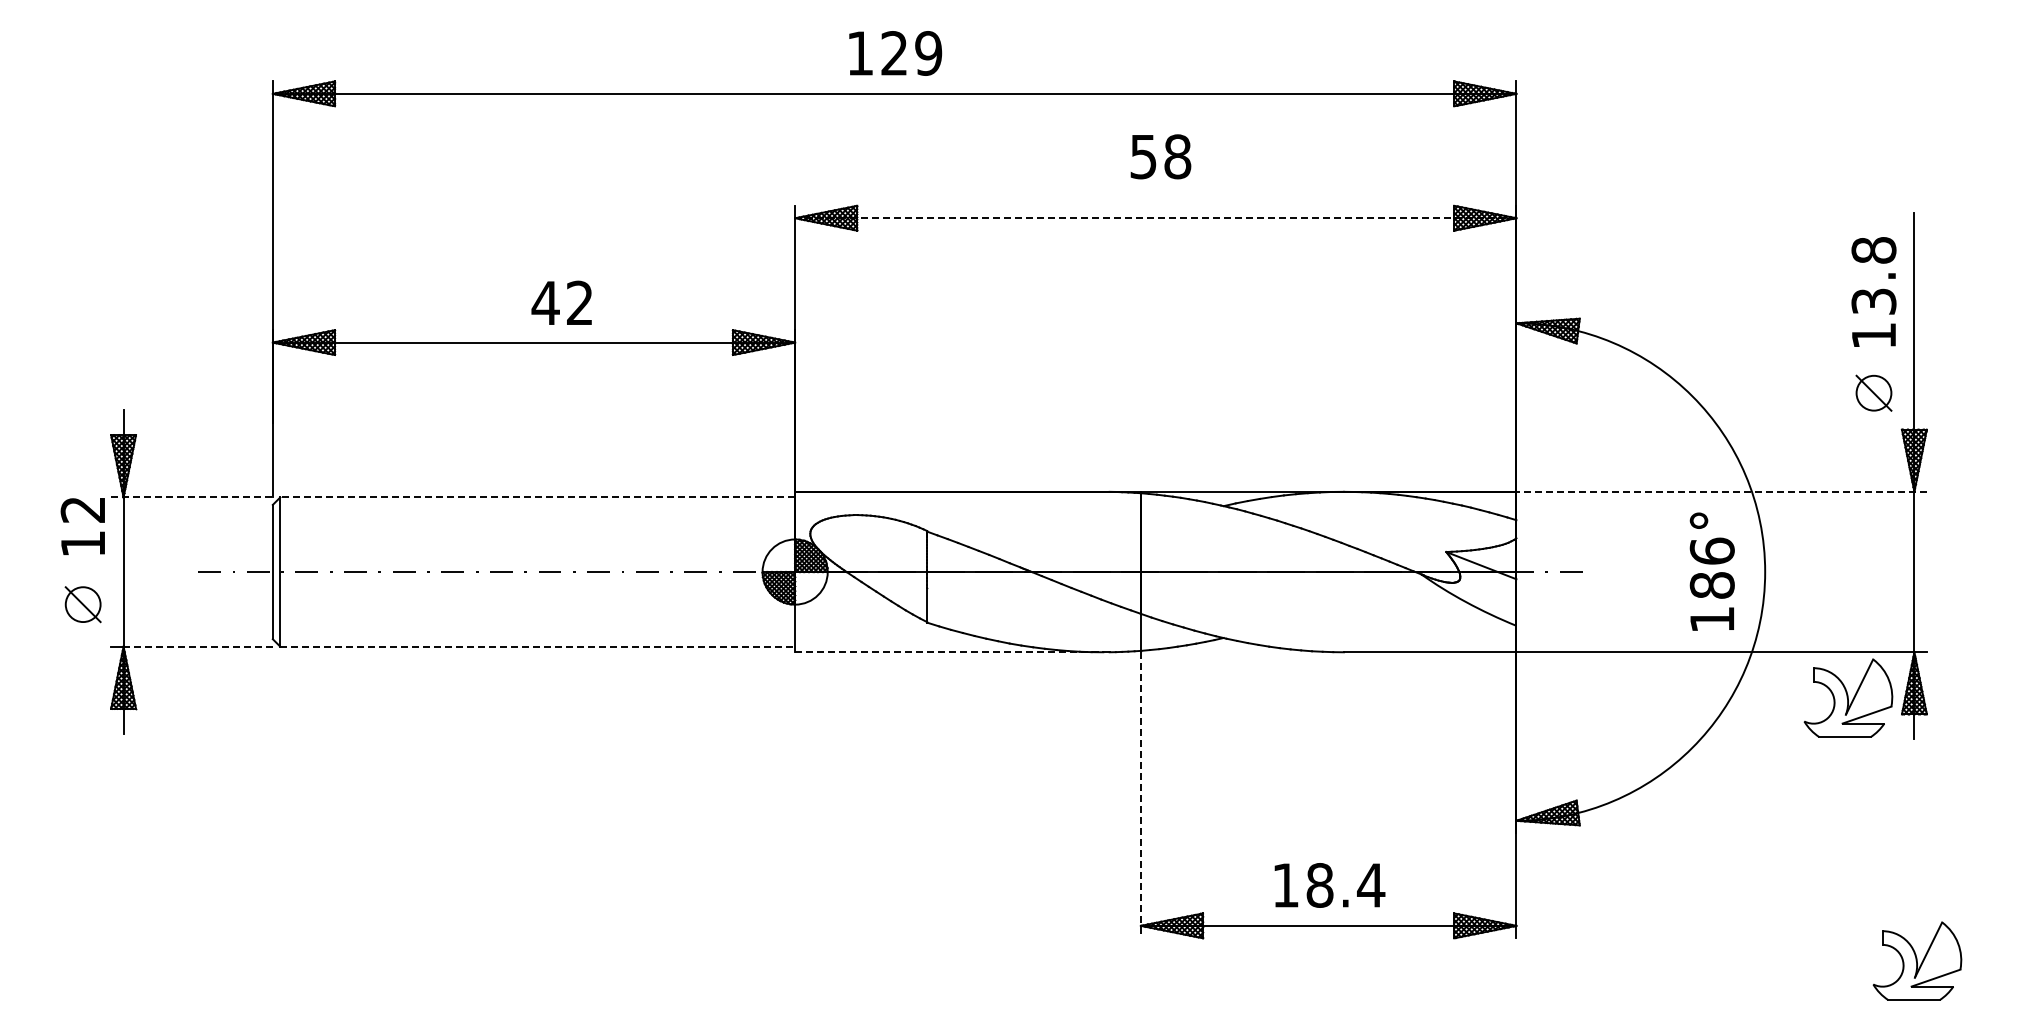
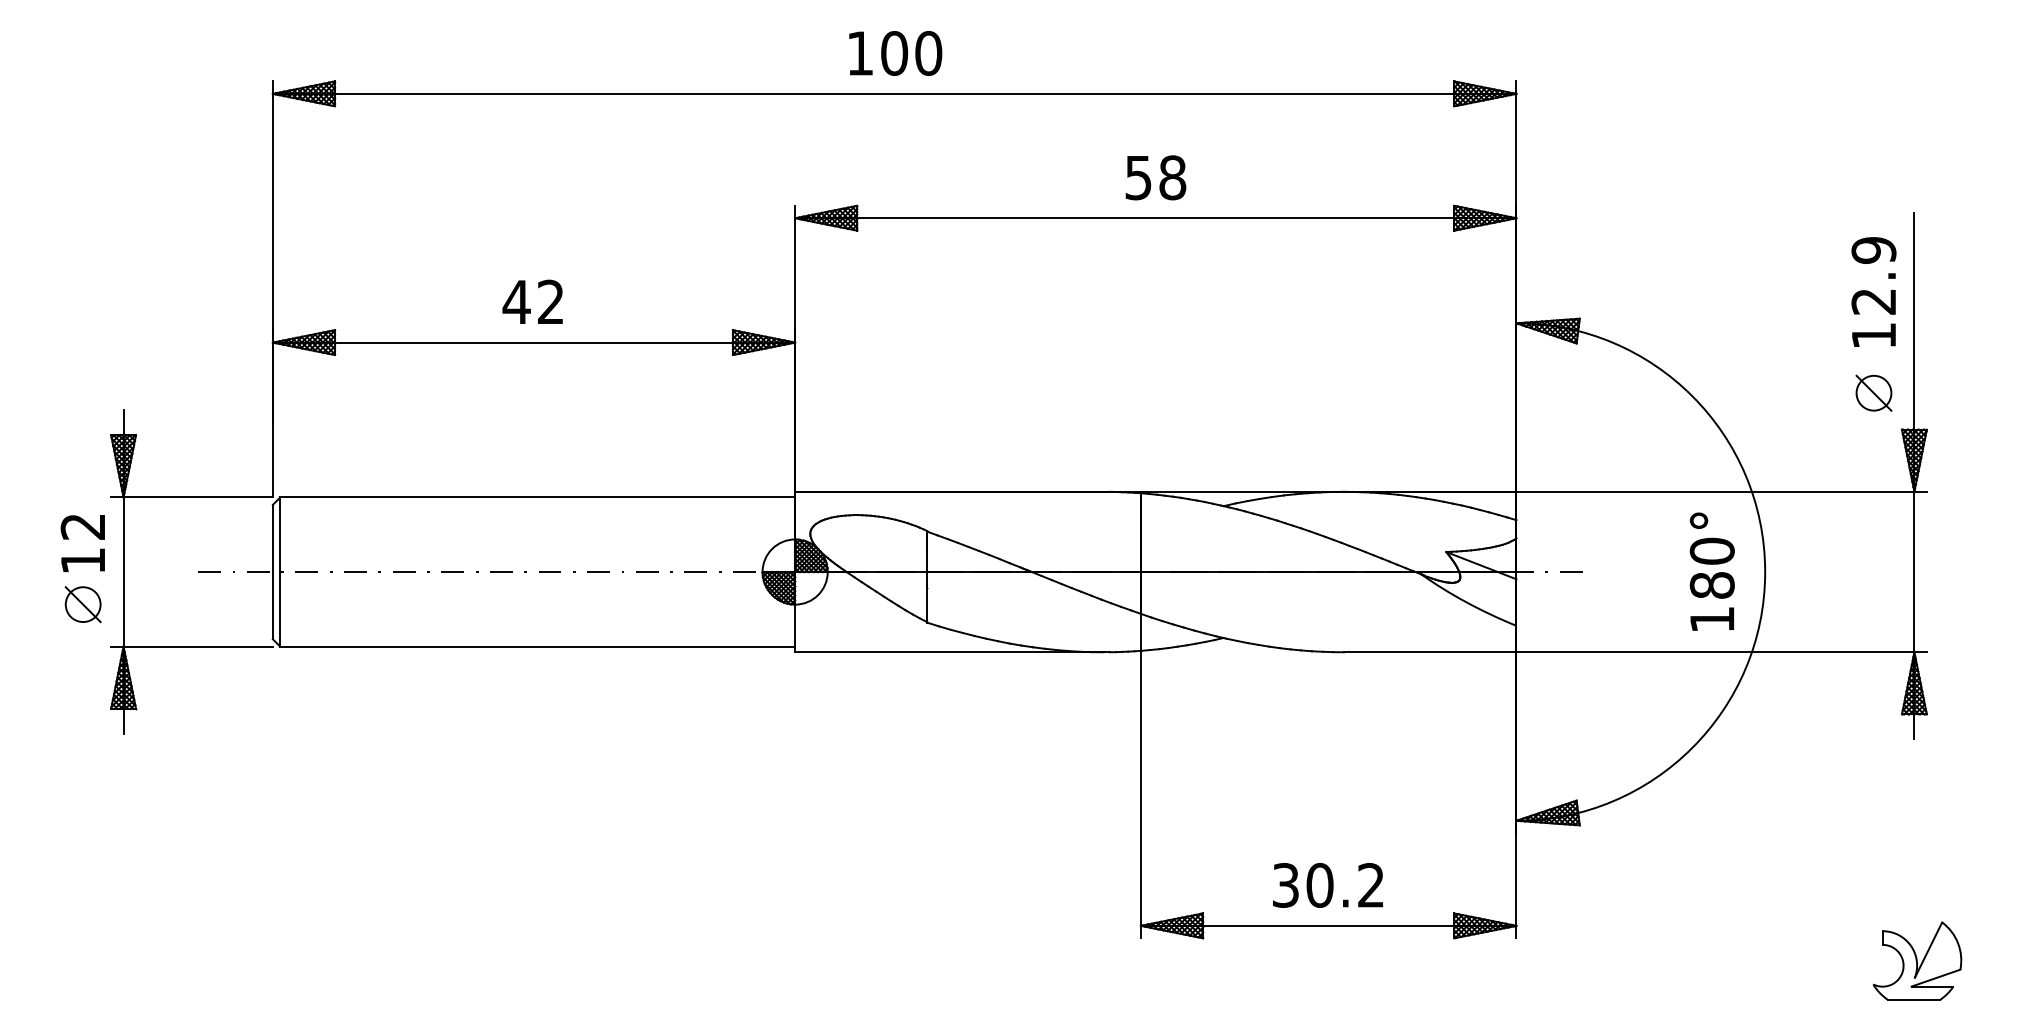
text: 129 -> 100 (911, 53)
text position: (1160, 156) -> (1155, 177) (1155, 177)
line: dashed -> solid (1155, 218)
text: 13.8 -> 12.9 (1873, 275)
text position: (561, 302) -> (532, 301) (532, 301)
line: dashed -> solid (1721, 491)
line: dashed -> solid (192, 497)
line: dashed -> solid (537, 497)
text position: (82, 526) -> (82, 543) (82, 543)
text: 186° -> 180° (1711, 550)
line: dashed -> solid (198, 646)
line: dashed -> solid (538, 646)
line: dashed -> solid (949, 652)
part: present -> none (1848, 697)
line: dashed -> solid (1140, 795)
text: 18.4 -> 30.2 (1329, 885)
